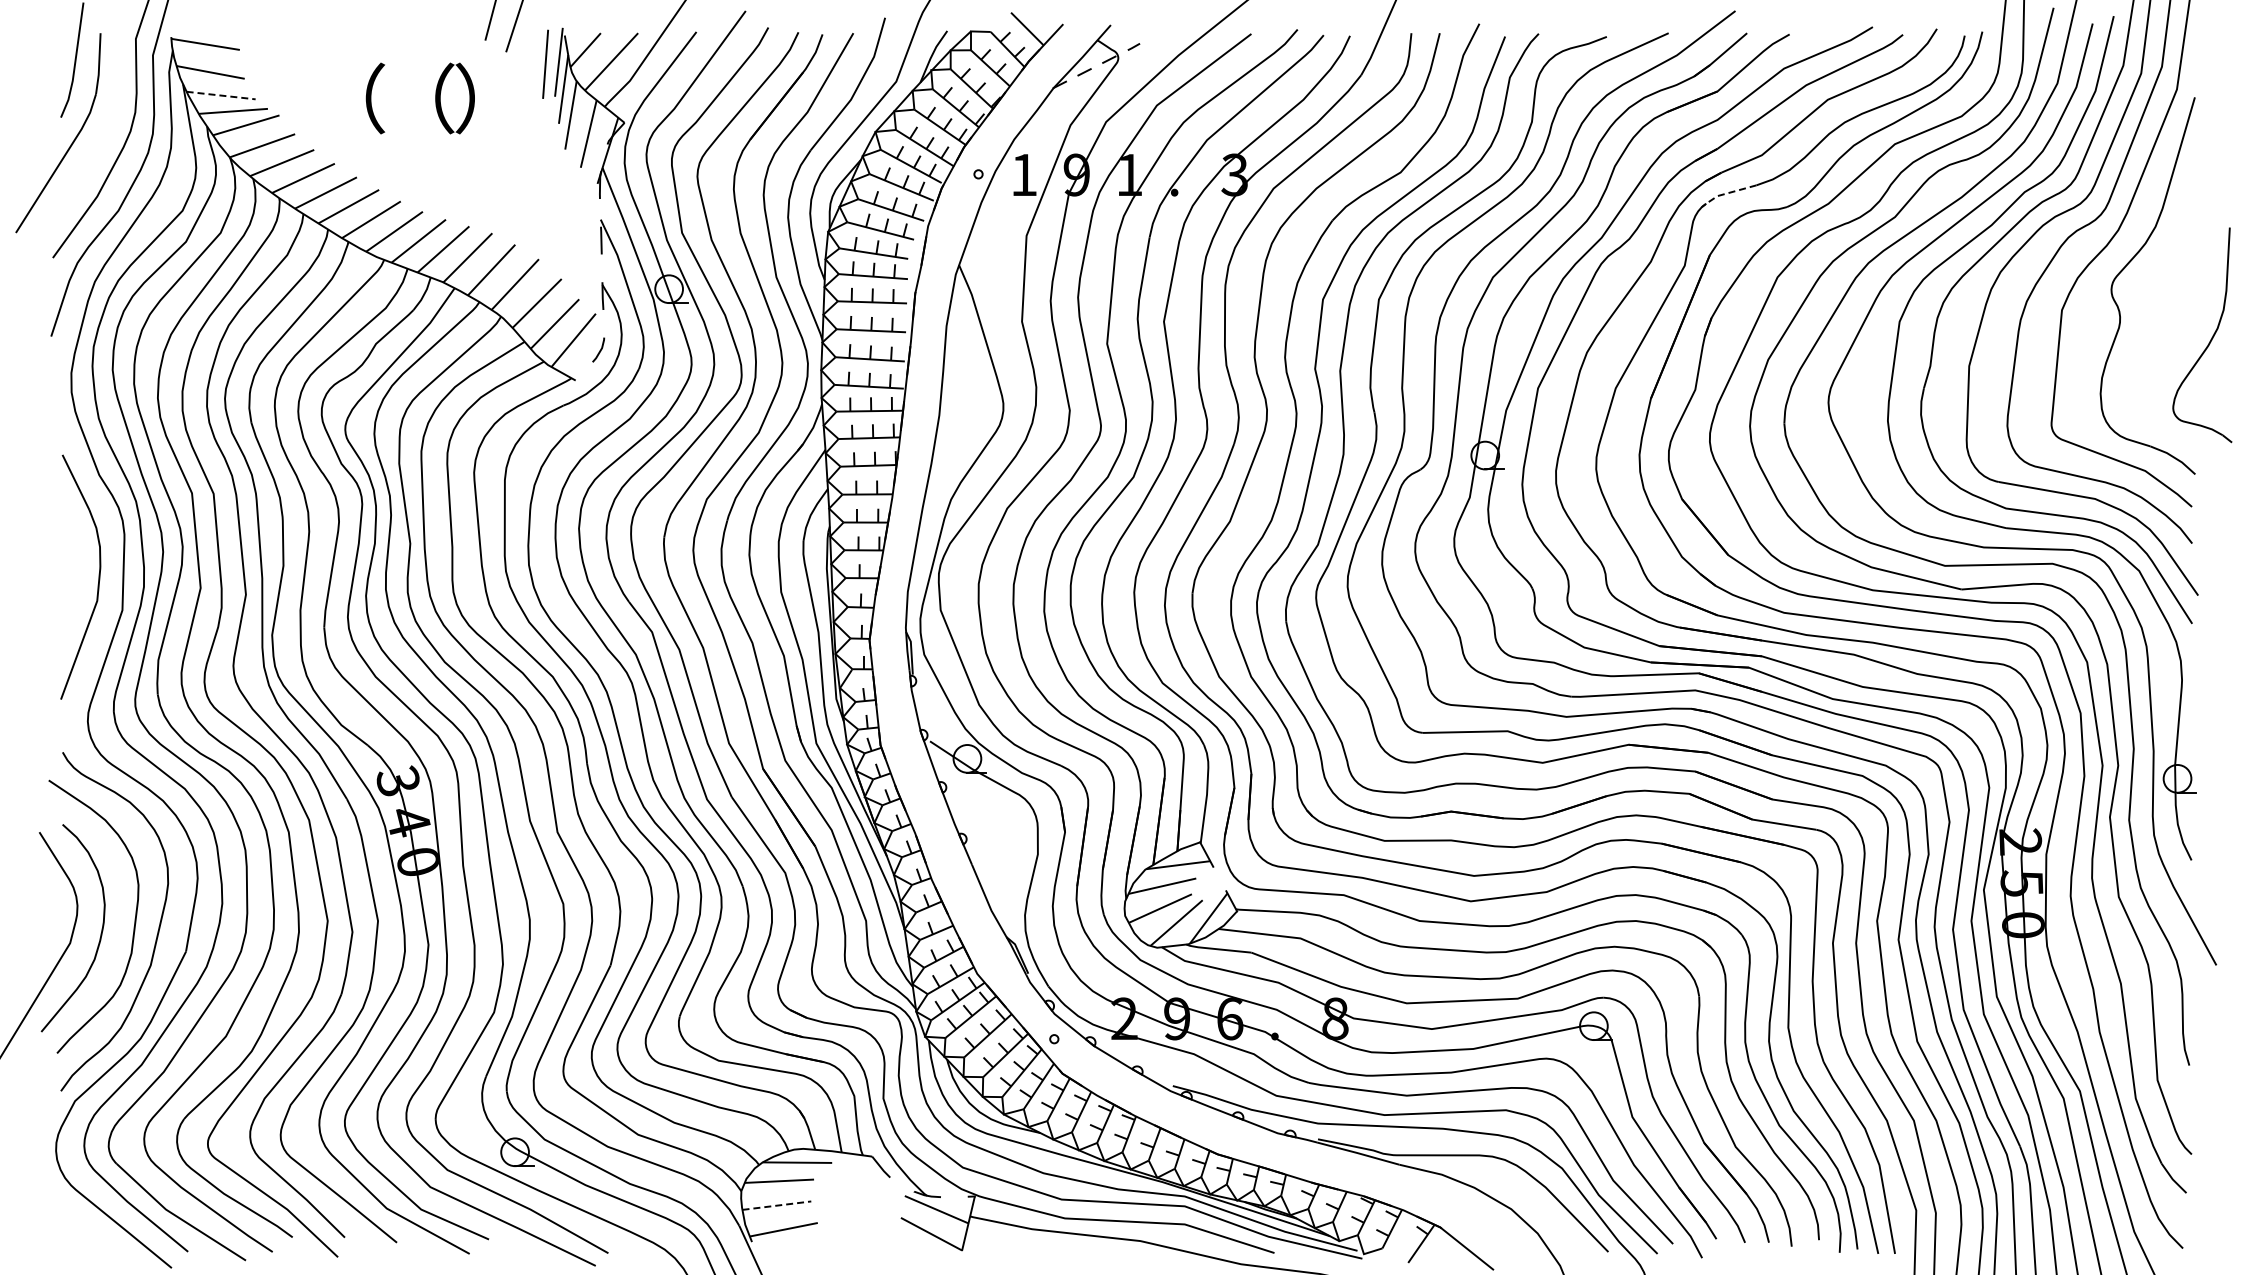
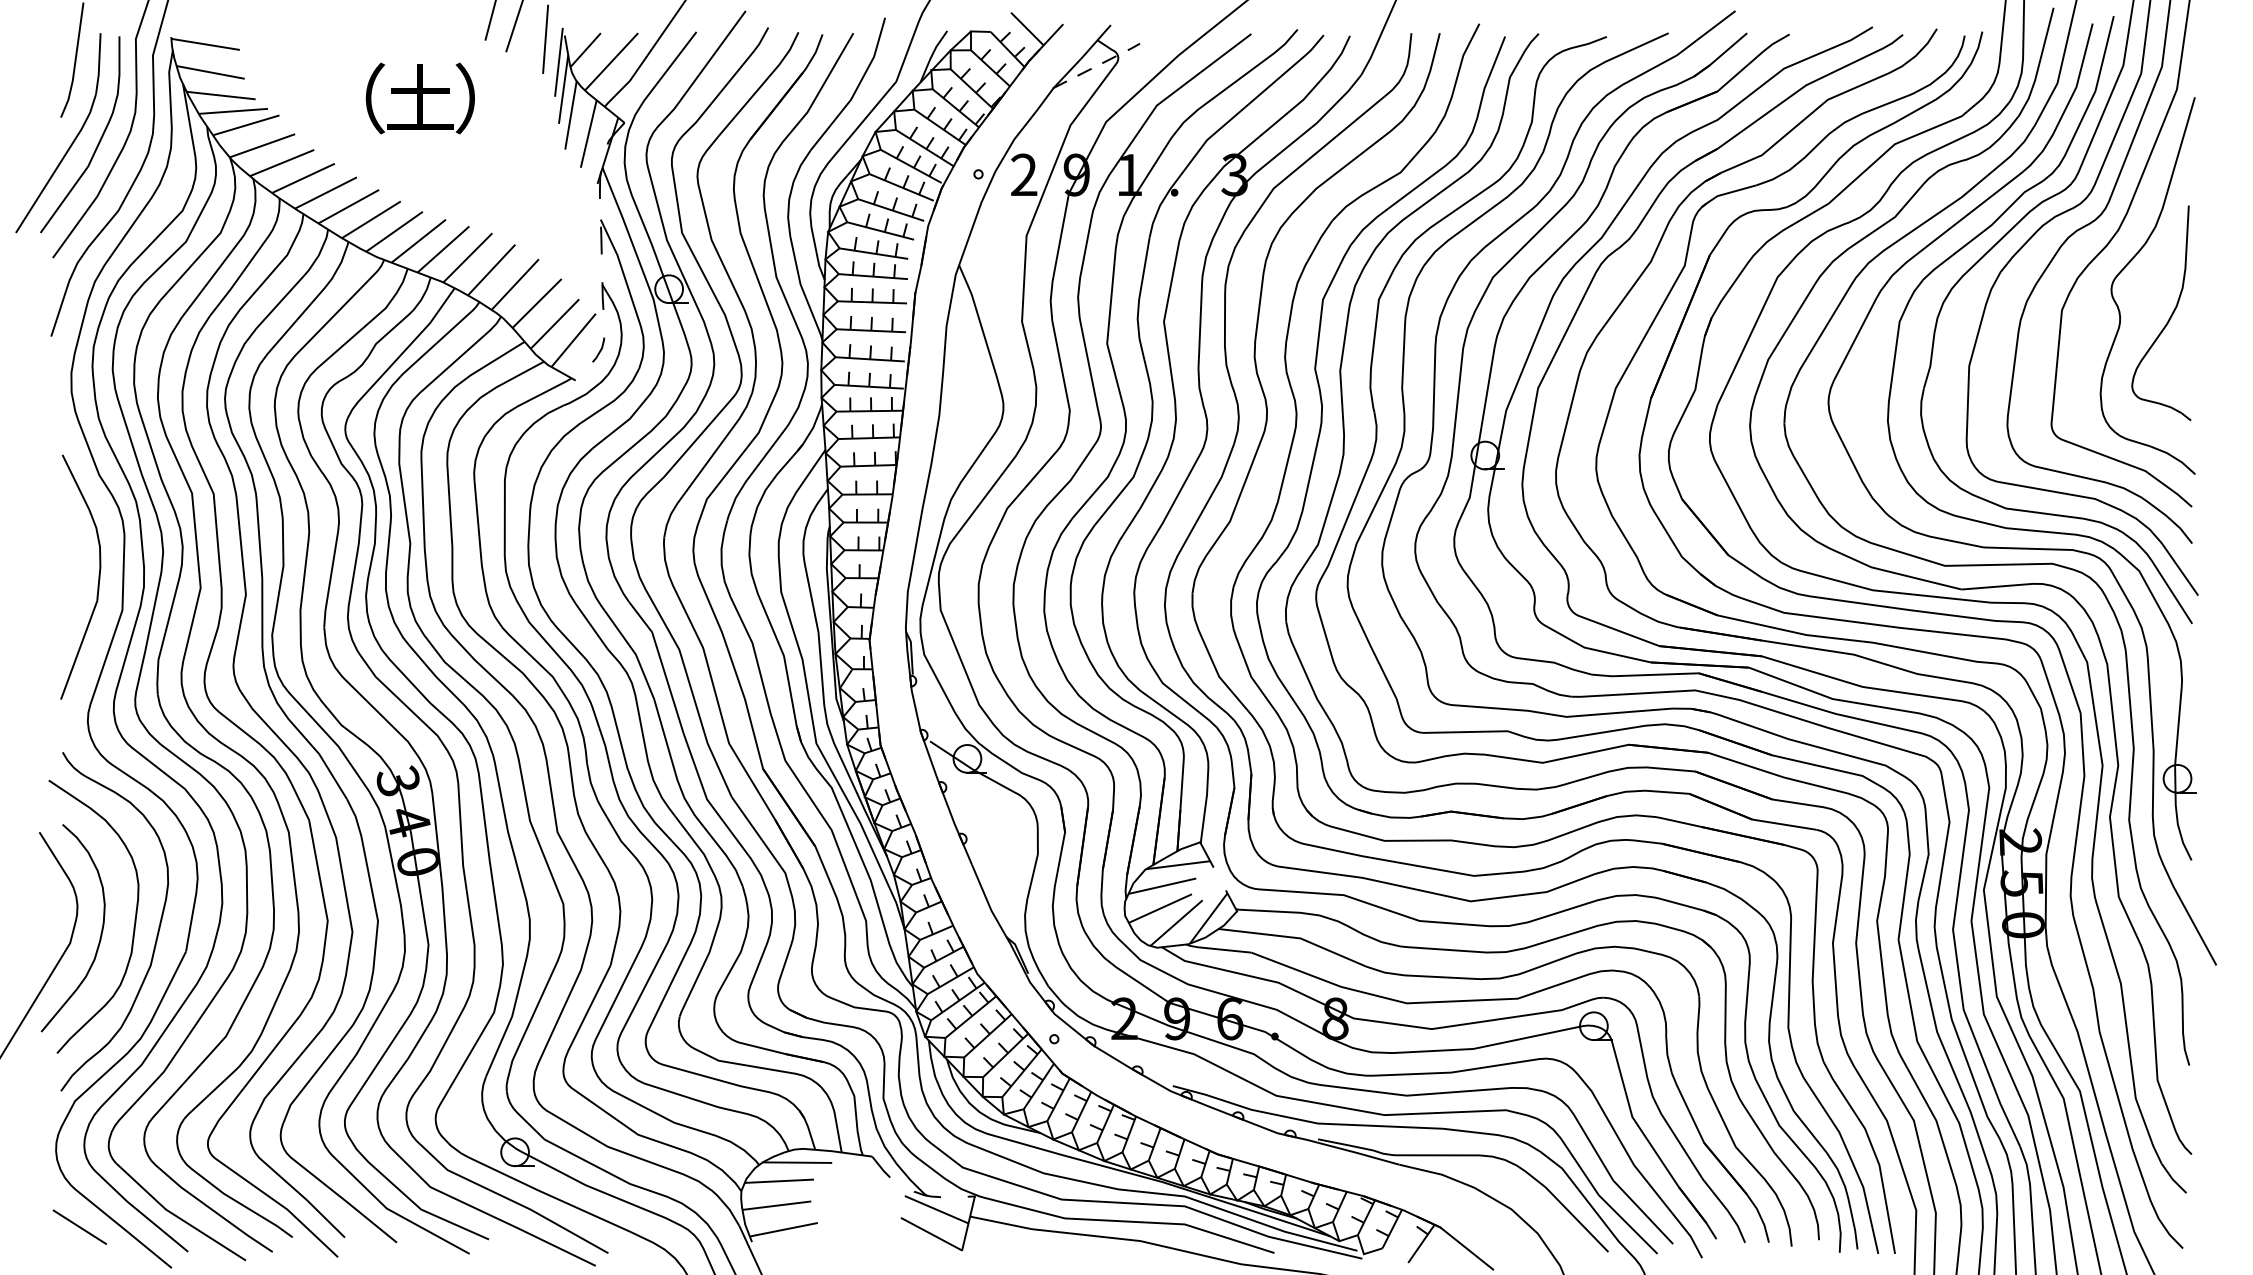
line position: (545, 63) -> (545, 38) (545, 38)
line: dashed -> solid (221, 95)
text: （ -> 土 (420, 98)
curve: none -> present (98, 141)
text: 1 -> 2 (1024, 174)
line: dashed -> solid (1726, 193)
part position: (2210, 339) -> (2169, 317) (2169, 317)
line: dashed -> solid (776, 1205)
line: none -> present (79, 1226)
